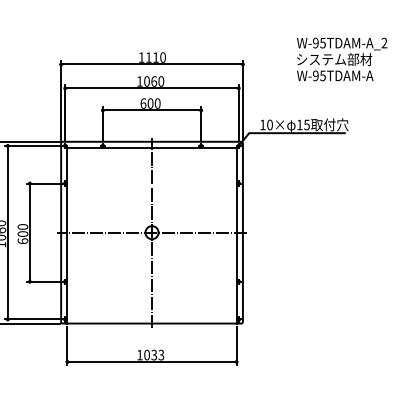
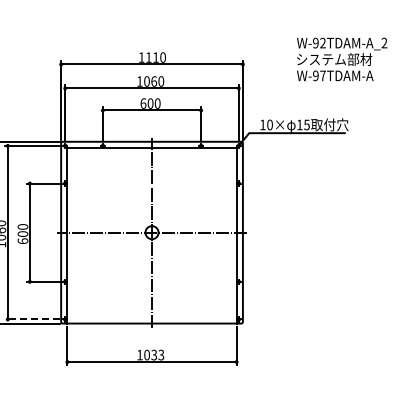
text: W-95TDAM-A_2 -> W-92TDAM-A_2 (322, 42)
text: W-95TDAM-A -> W-97TDAM-A (322, 75)
line: solid -> dashed (32, 319)
